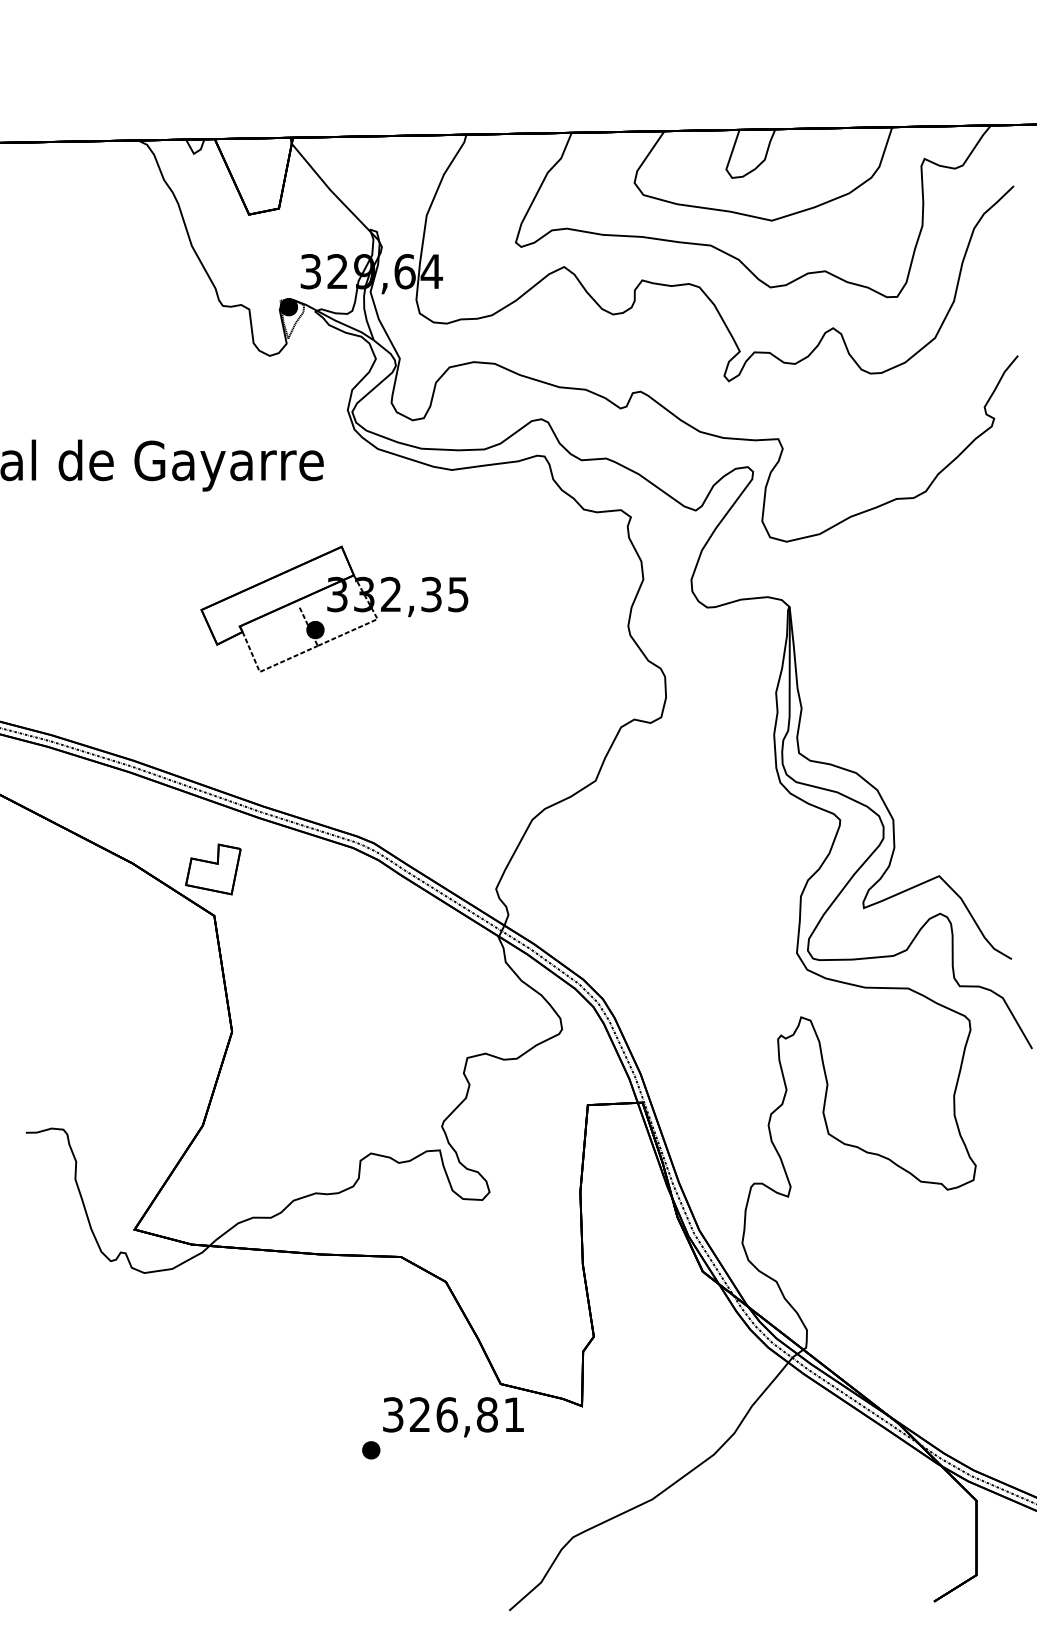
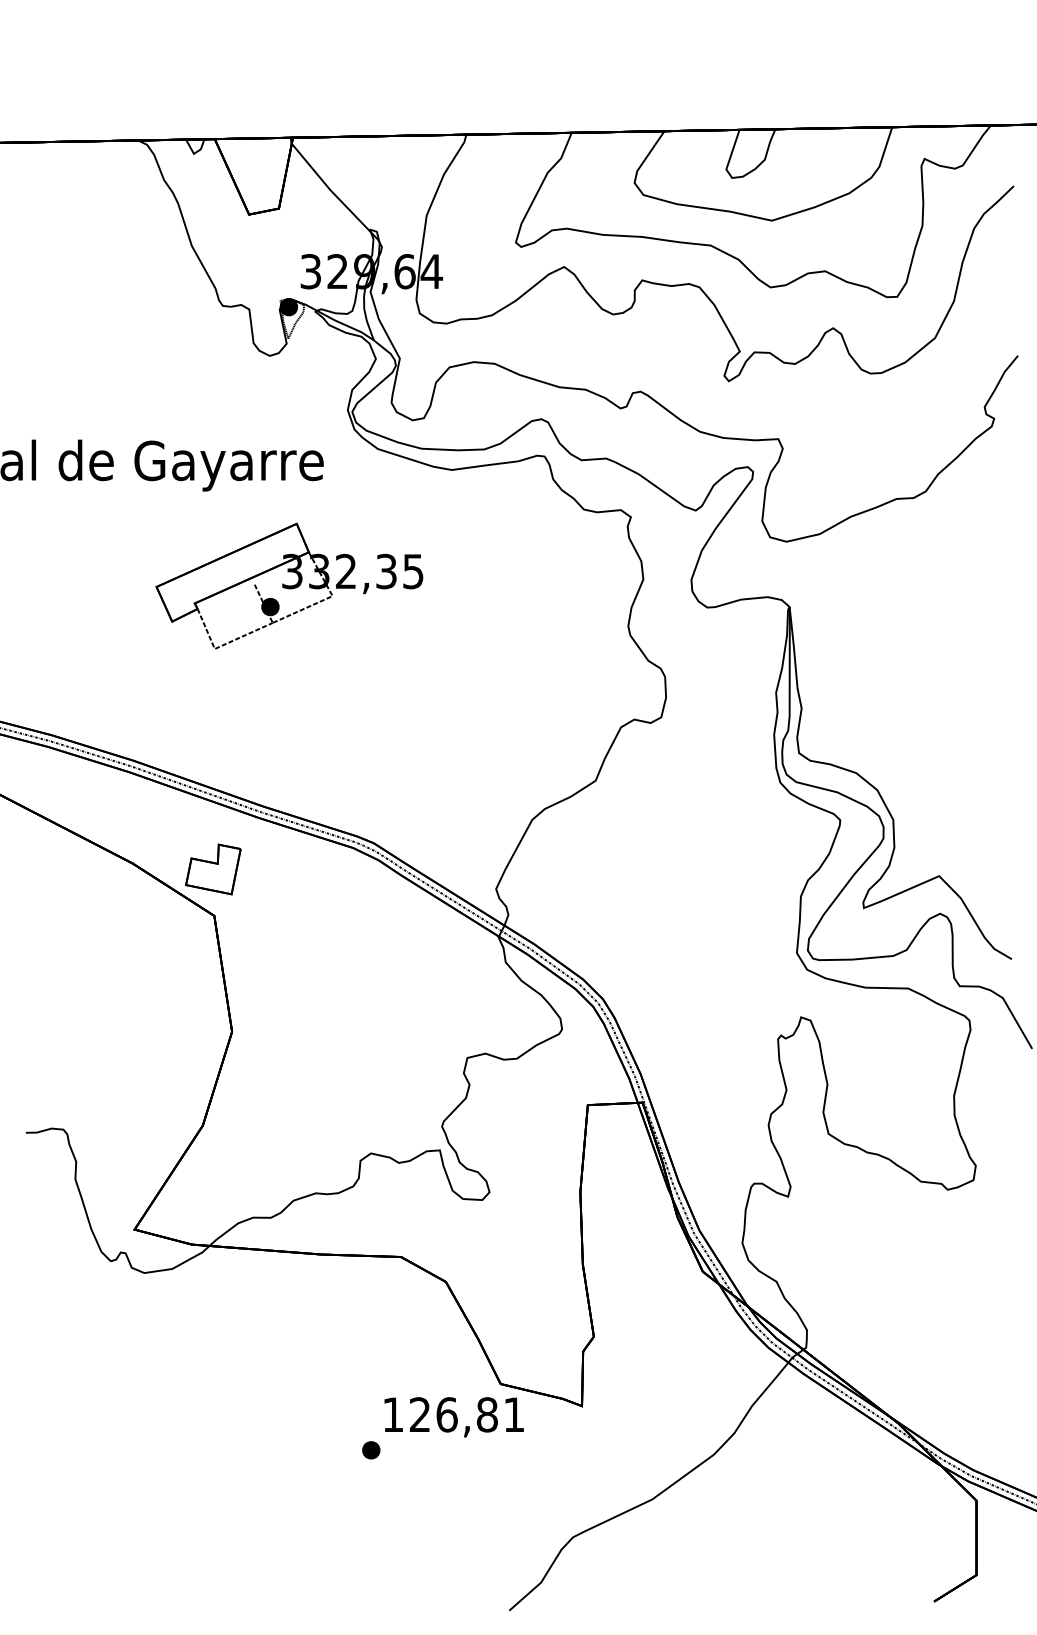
part position: (334, 608) -> (289, 585) (289, 585)
text: 326,81 -> 126,81 (393, 1414)
